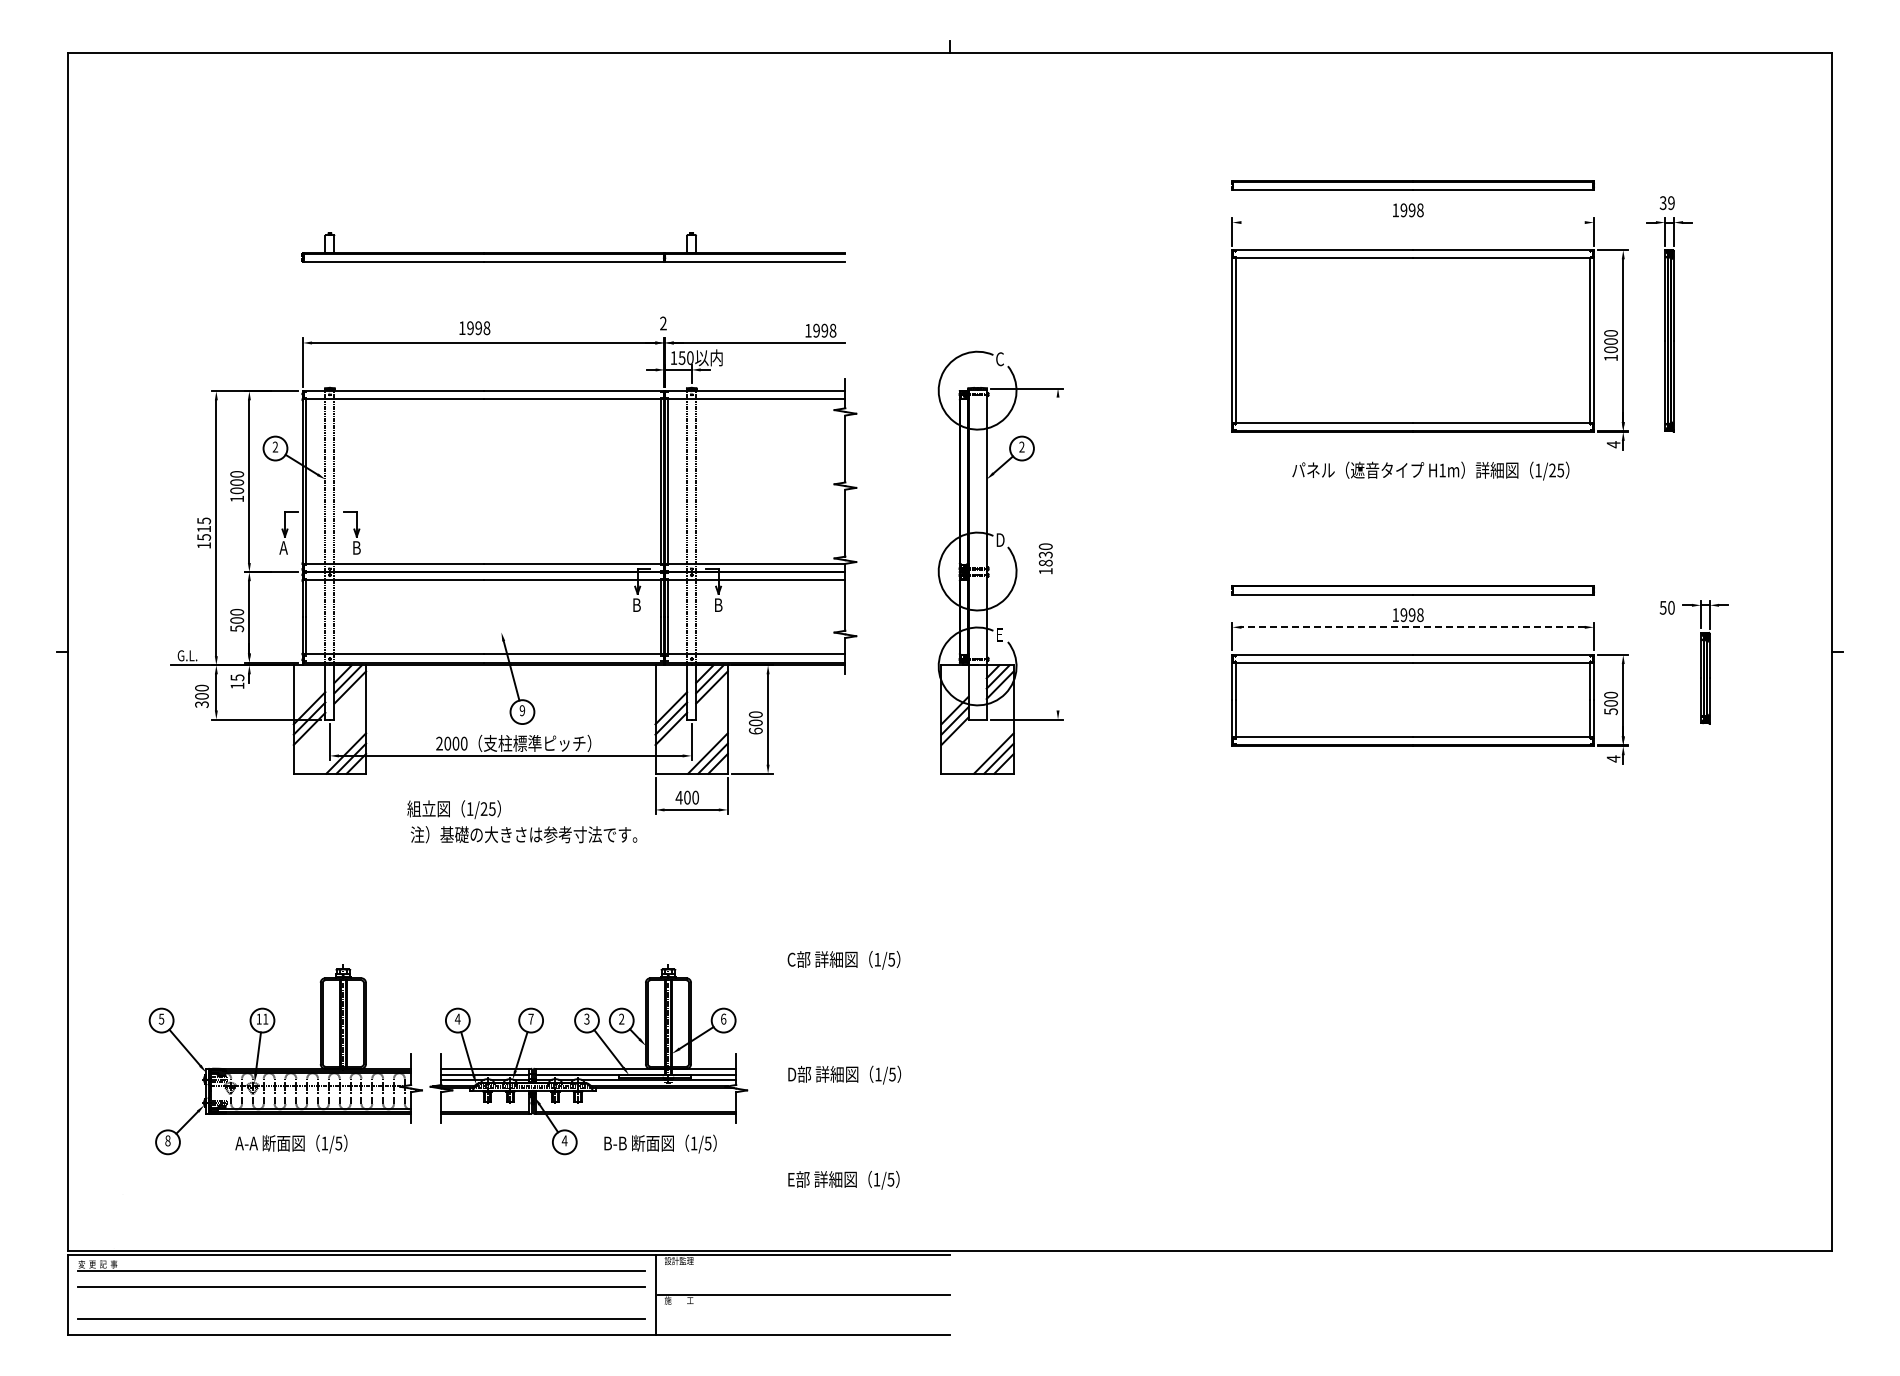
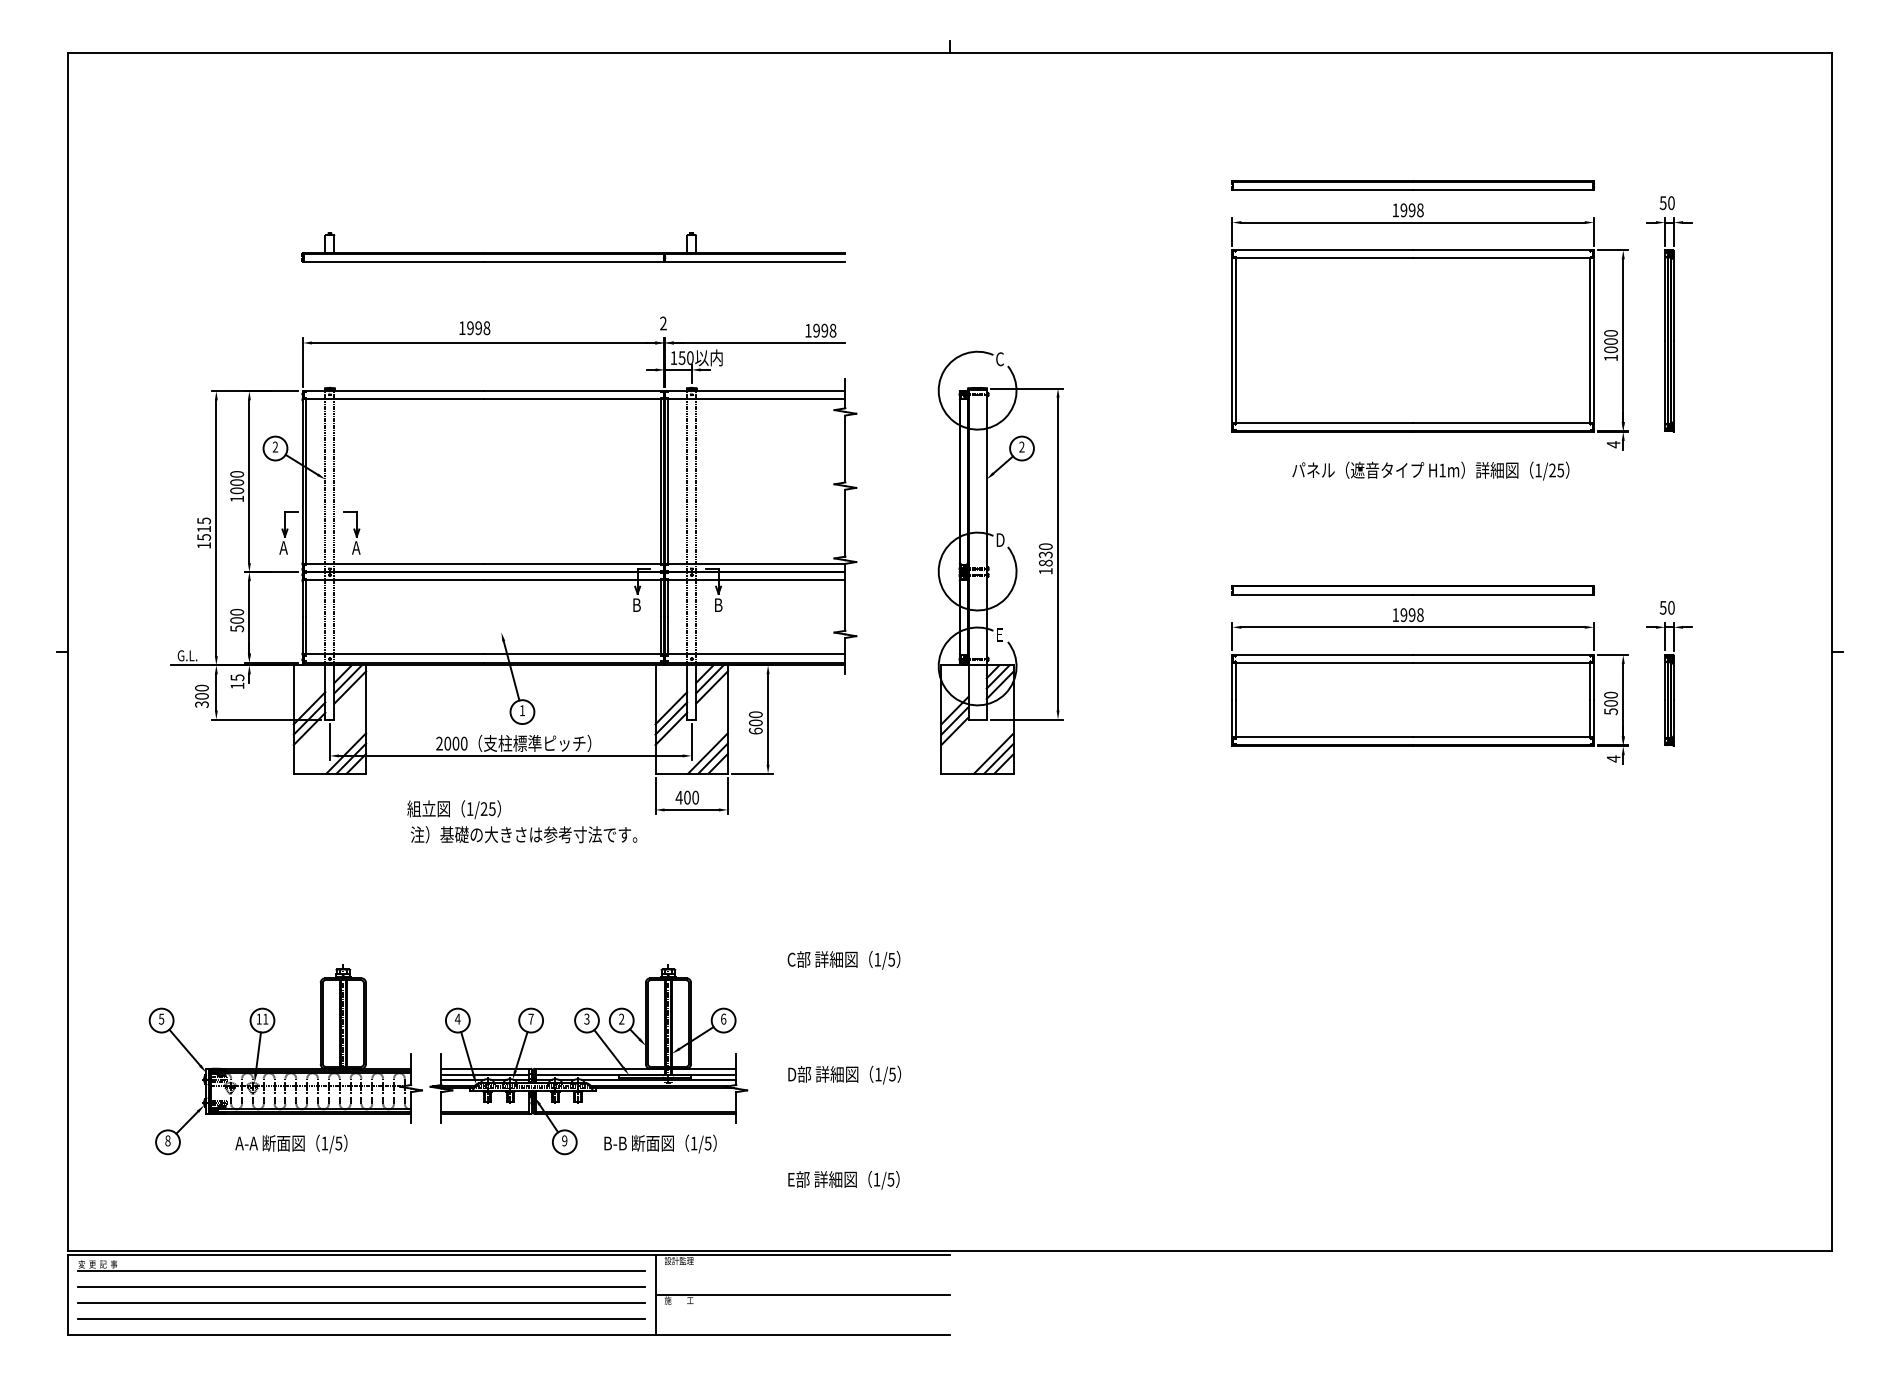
text: 39 -> 50 (1667, 202)
line: none -> present (1412, 222)
text: B -> A (356, 547)
line: none -> present (1058, 553)
line: dashed -> solid (1413, 627)
part position: (1705, 662) -> (1669, 684) (1669, 684)
text: 9 -> 1 (522, 710)
text: 4 -> 9 (564, 1140)
line: none -> present (360, 1302)
